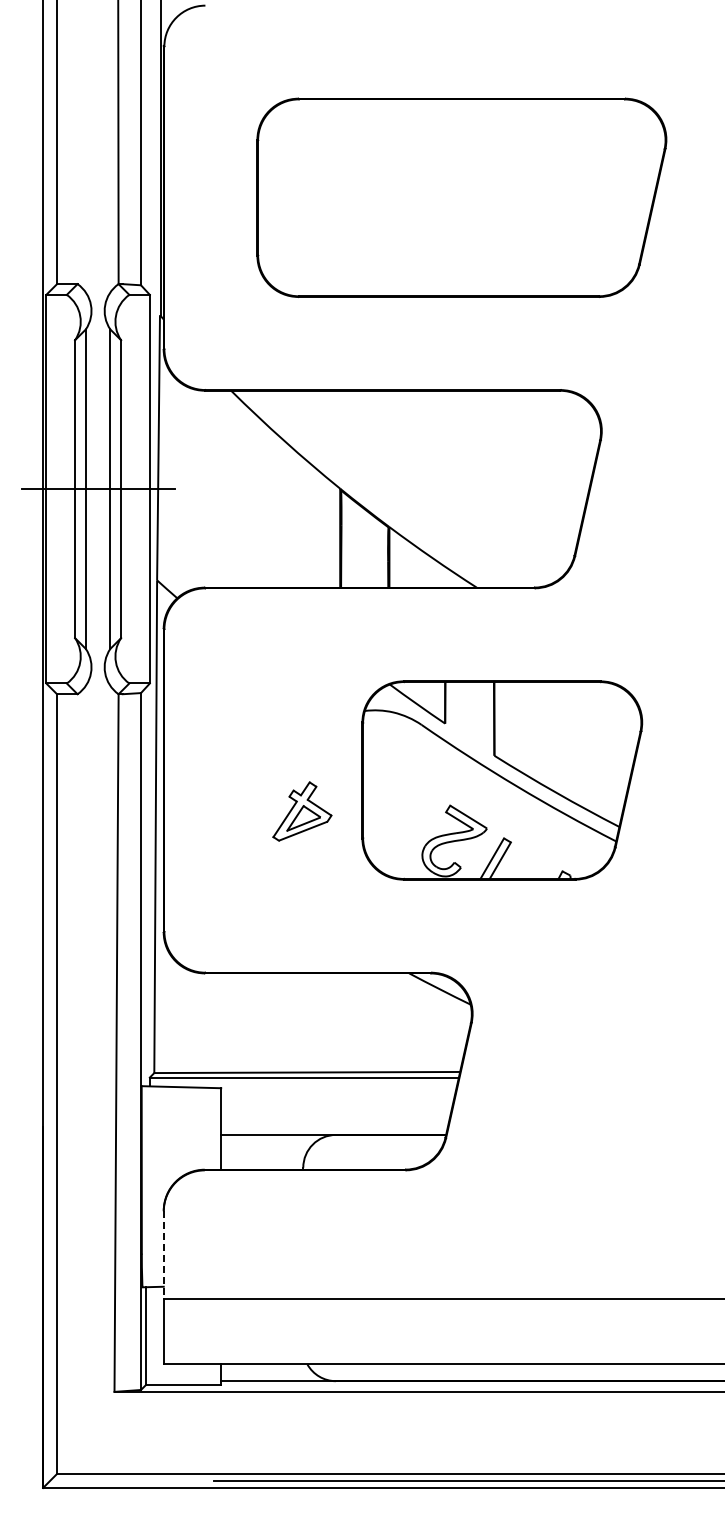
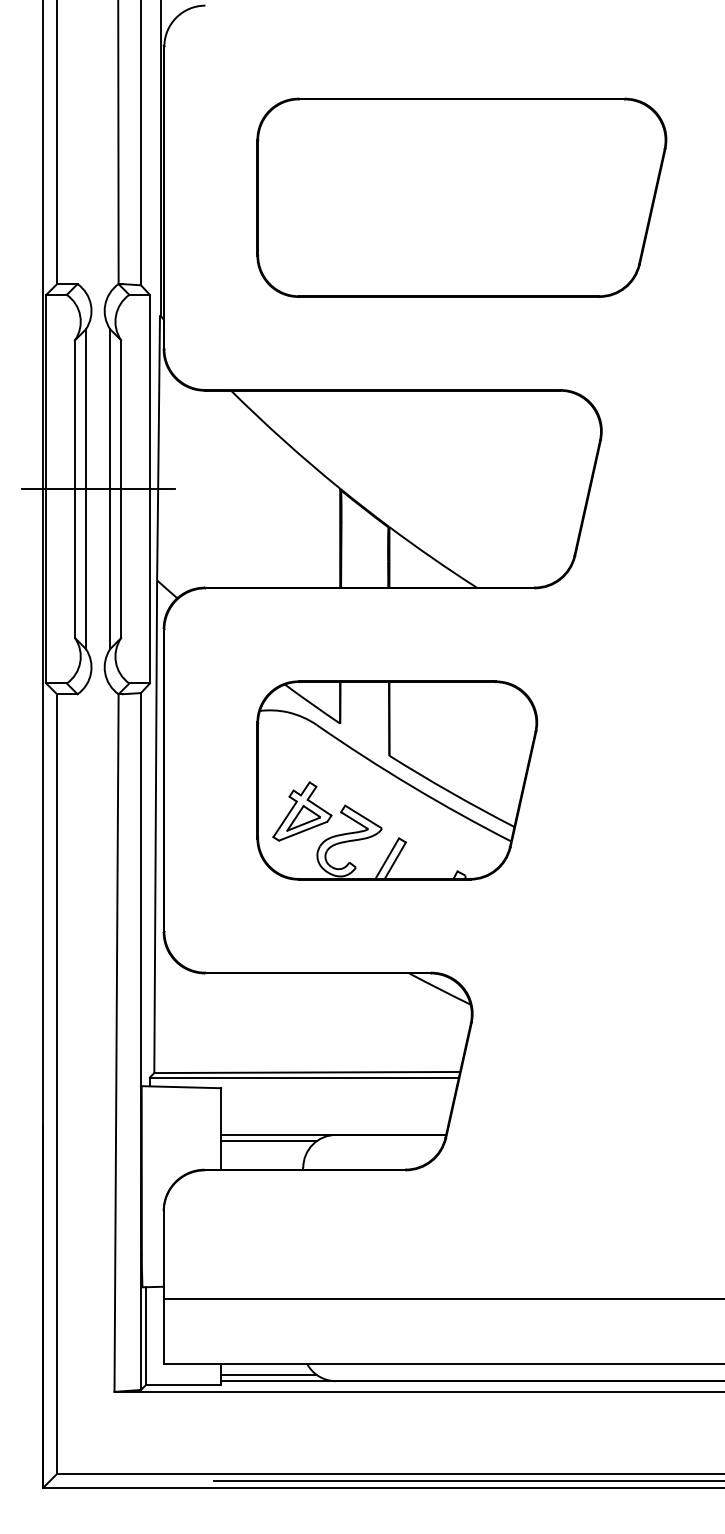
part position: (502, 780) -> (397, 780) (397, 780)
line: none -> present (269, 1140)
line: dashed -> solid (163, 1255)
line: none -> present (269, 1375)
